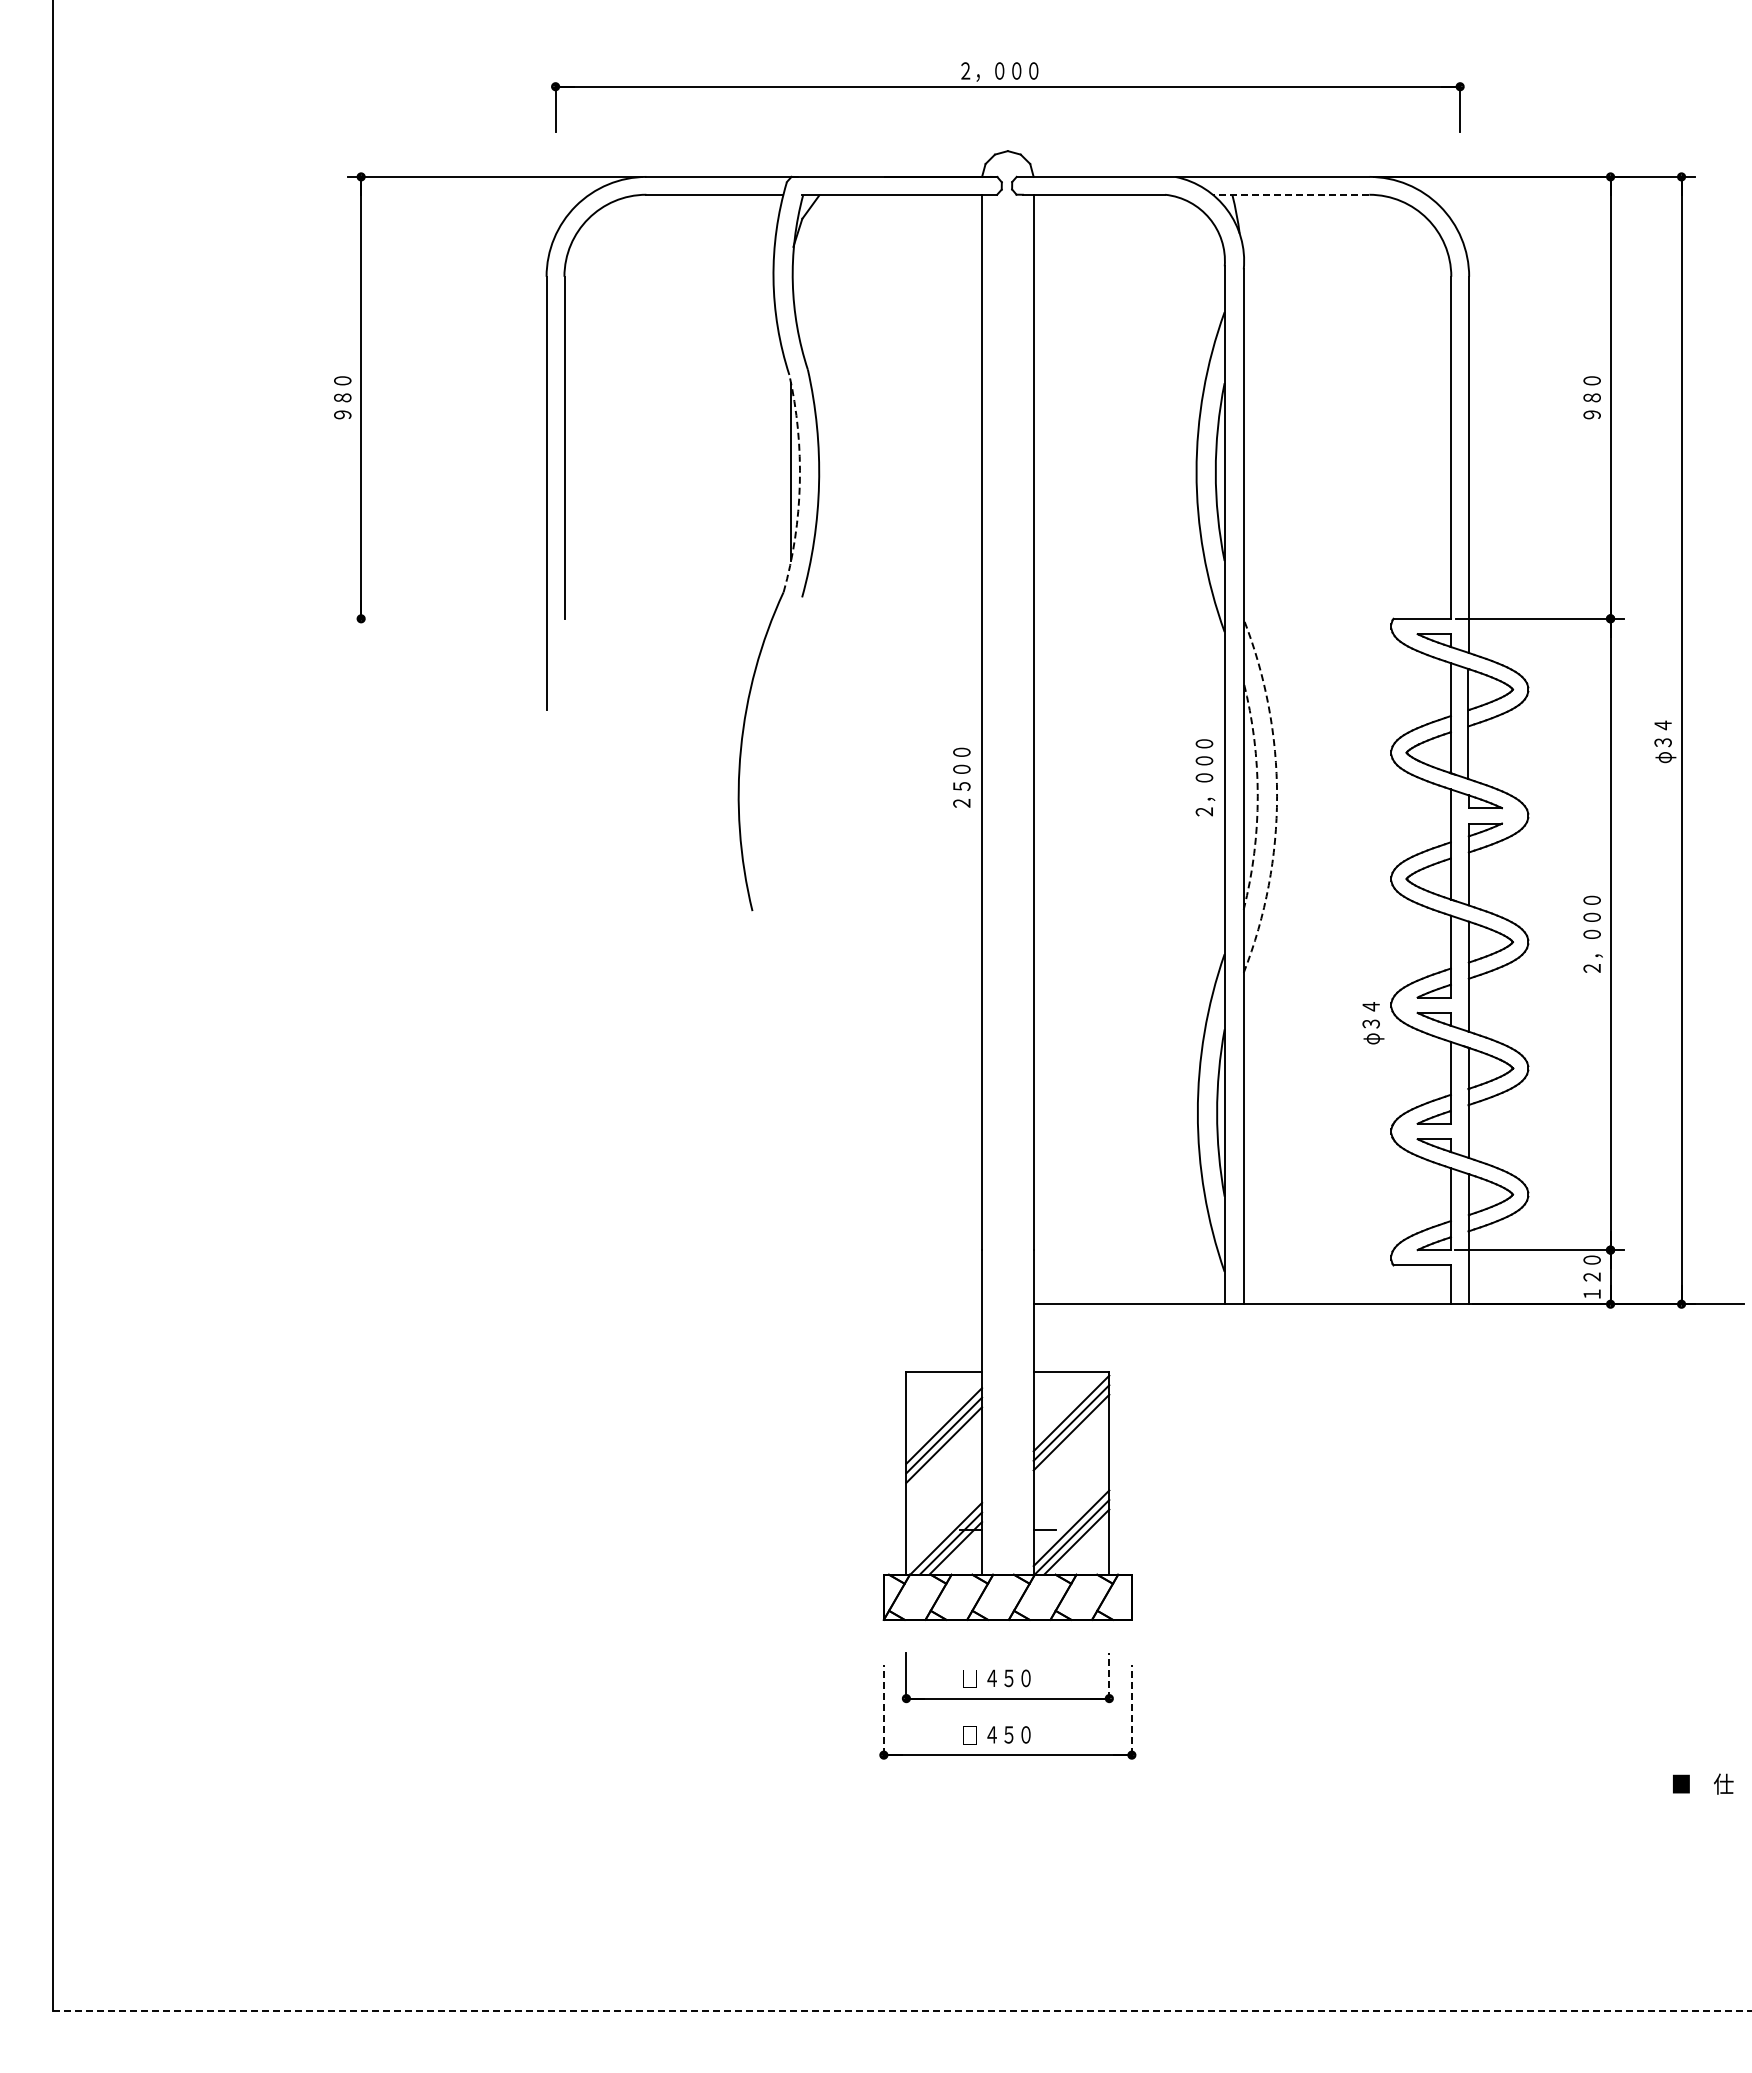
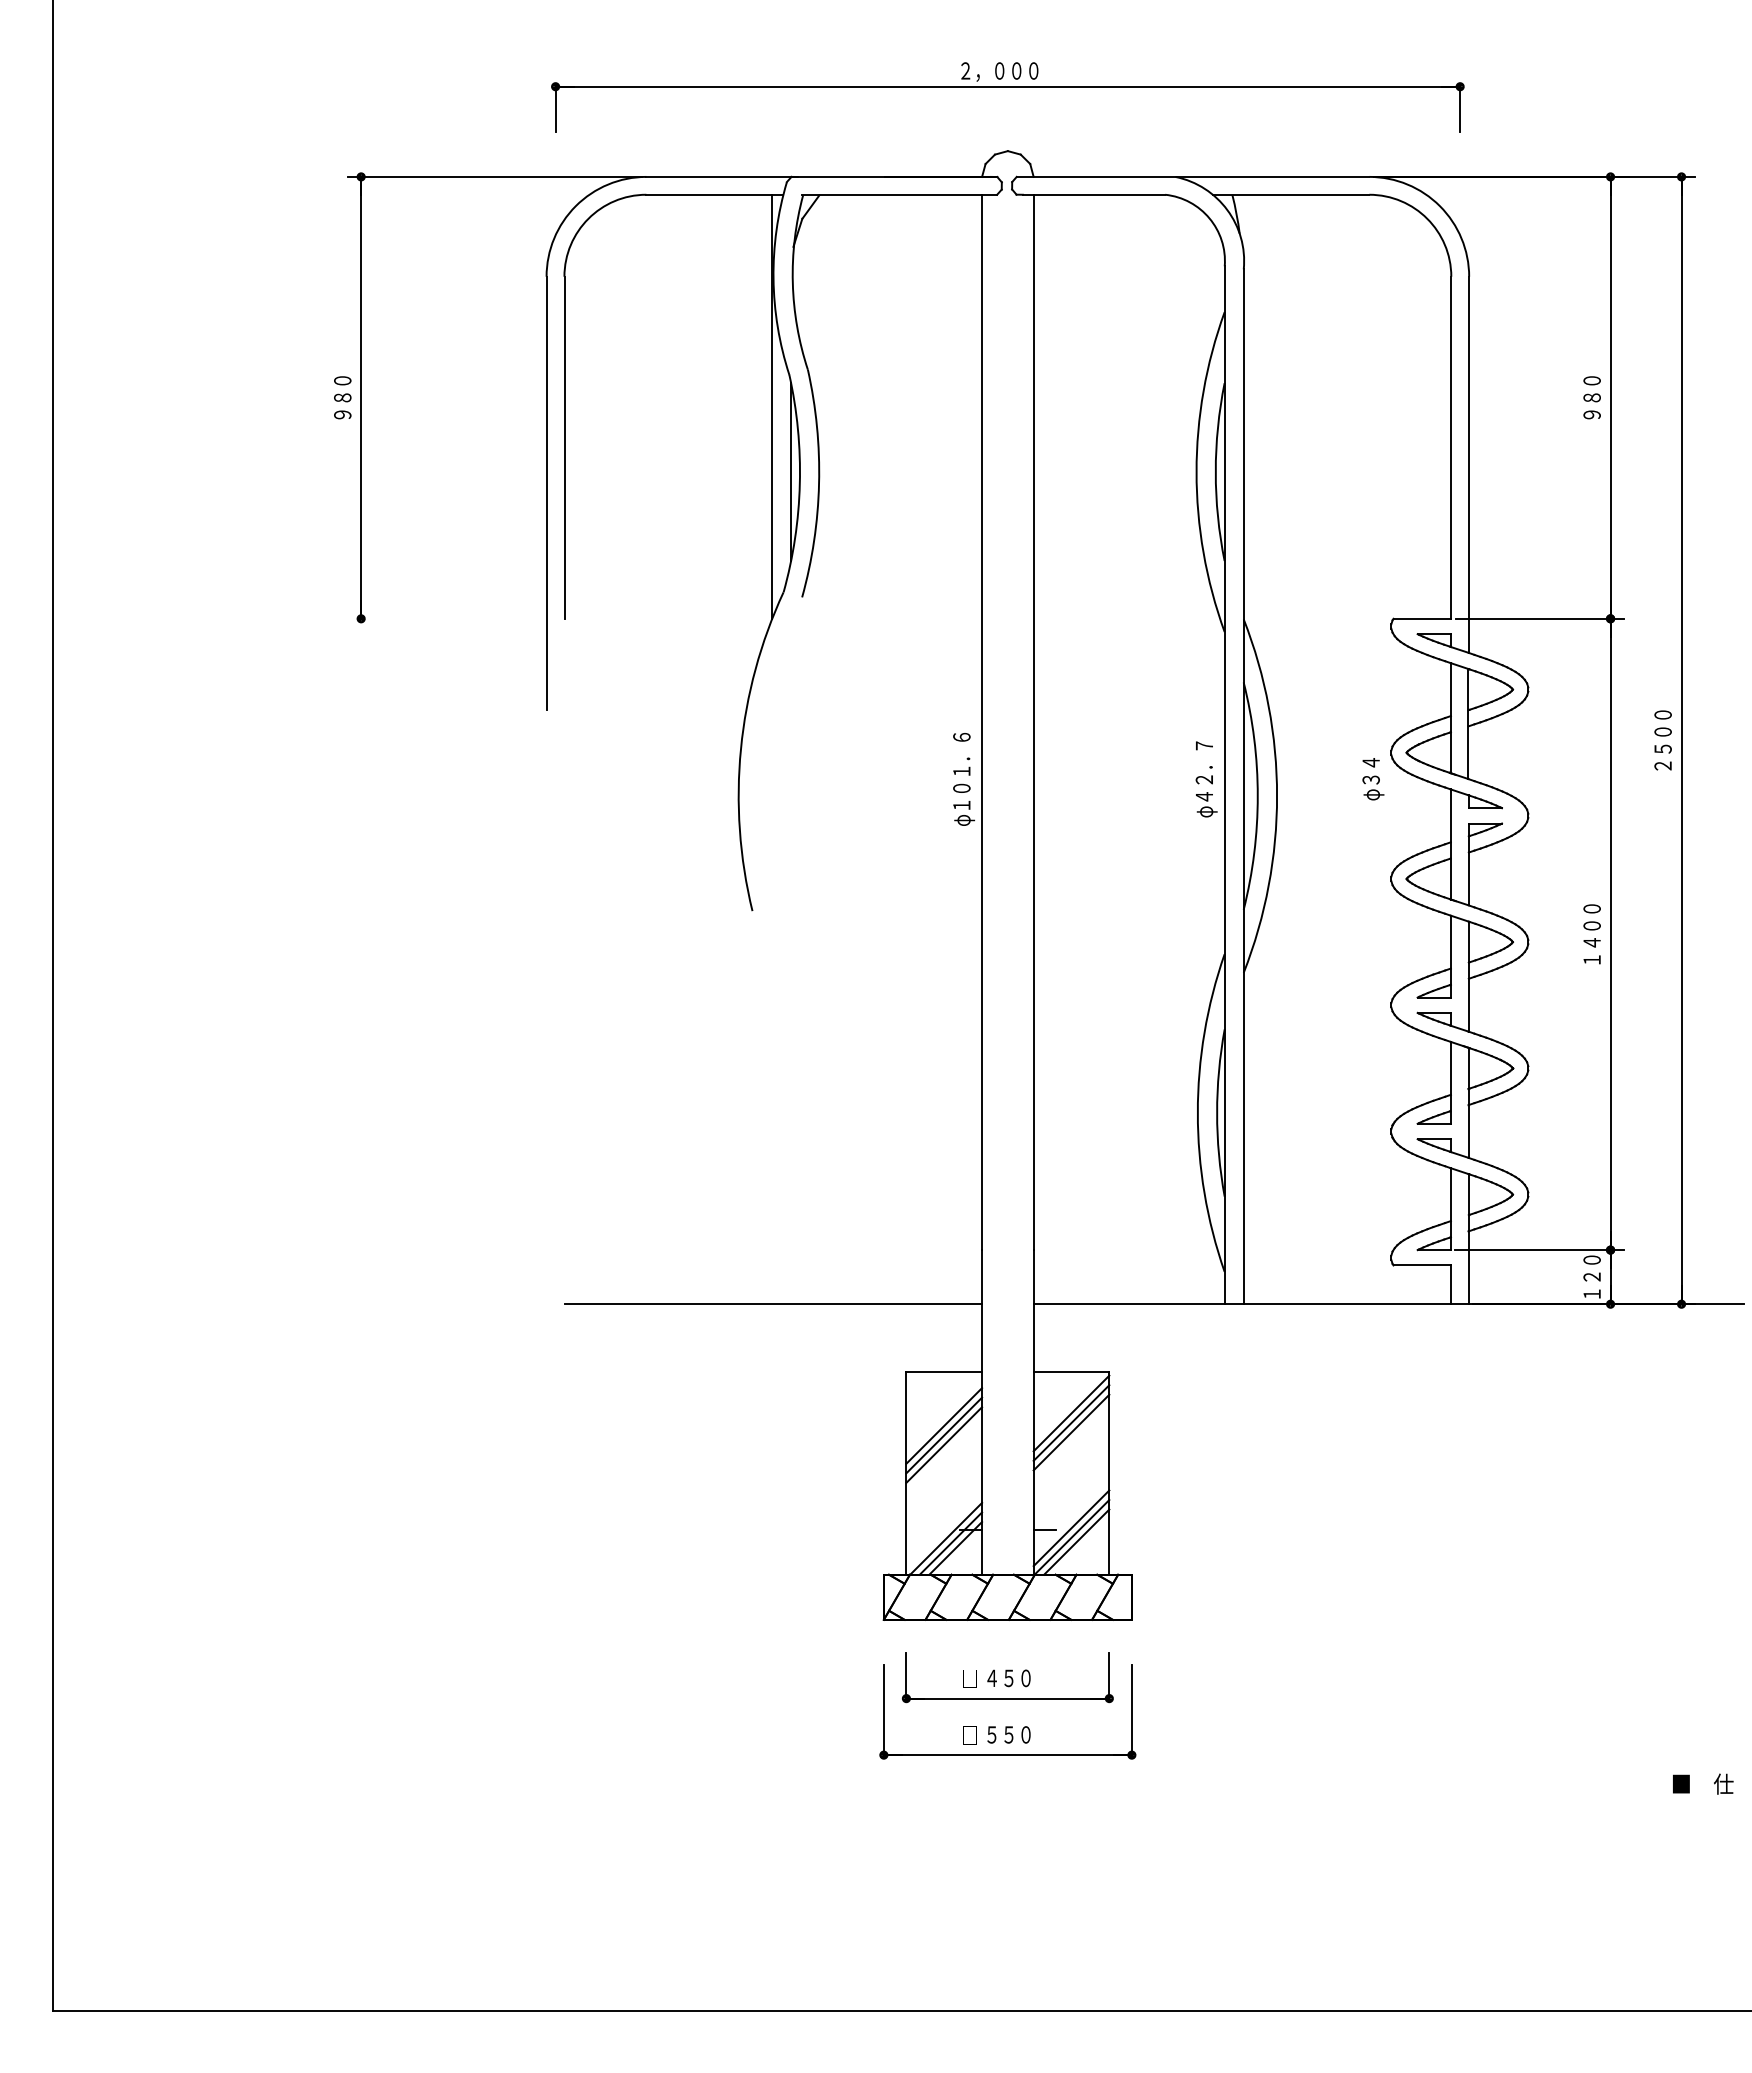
line: dashed -> solid (1290, 194)
line: none -> present (772, 406)
arc: dashed -> solid (799, 483)
text: φ３４ -> ２５００ (1665, 740)
text: ２，０００ -> φ４２．７ (1206, 778)
text: ２５００ -> φ１０１．６ (964, 779)
arc: dashed -> solid (1257, 796)
arc: dashed -> solid (1277, 796)
text: ２，０００ -> １４００ (1592, 933)
text position: (1373, 1023) -> (1373, 779) (1373, 779)
line: none -> present (773, 1304)
line: dashed -> solid (1109, 1676)
line: dashed -> solid (883, 1709)
line: dashed -> solid (1131, 1709)
text: ４５０ -> ５５０ (991, 1734)
line: dashed -> solid (902, 2010)
